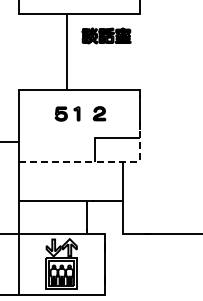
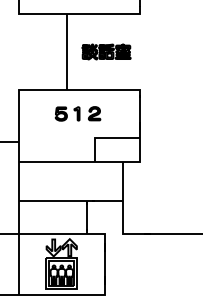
part position: (106, 35) -> (106, 51) (106, 51)
part position: (99, 113) -> (94, 113) (94, 113)
line: dashed -> solid (99, 161)
